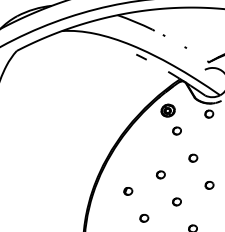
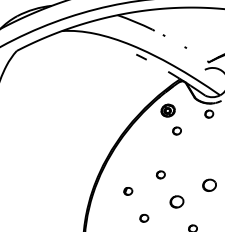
part: present -> none (193, 157)
part size: 11x9 px -> 15x14 px (209, 184)
part size: 10x10 px -> 16x14 px (176, 201)
